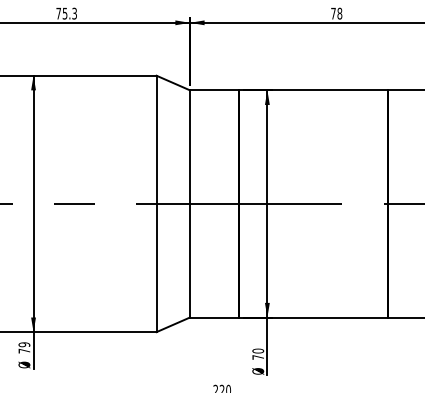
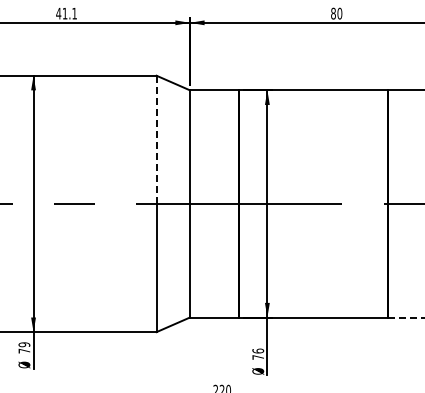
text: 75.3 -> 41.1 (66, 13)
text: 78 -> 80 (336, 13)
line: solid -> dashed (156, 139)
line: solid -> dashed (406, 317)
text: 70 -> 76 (257, 350)
